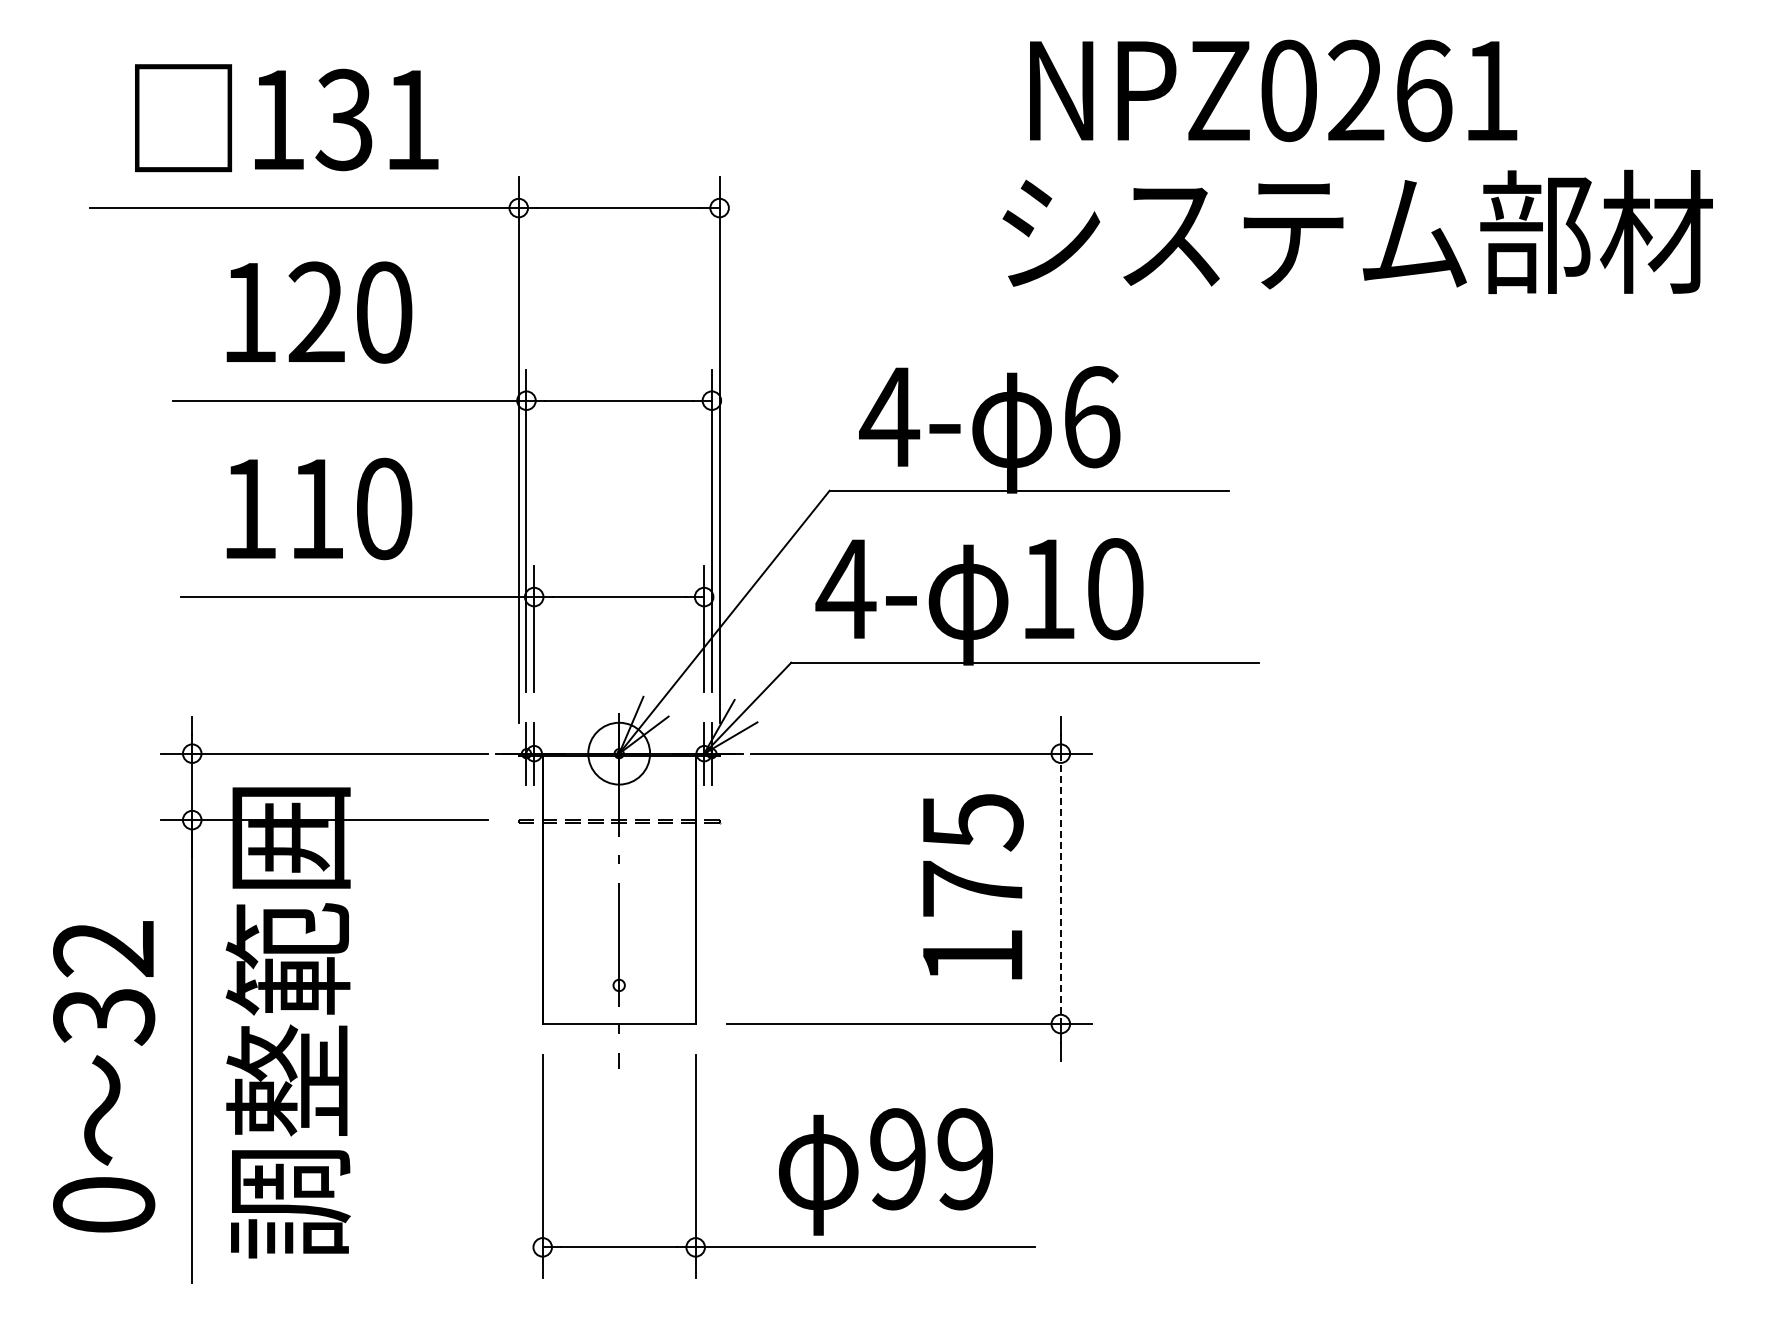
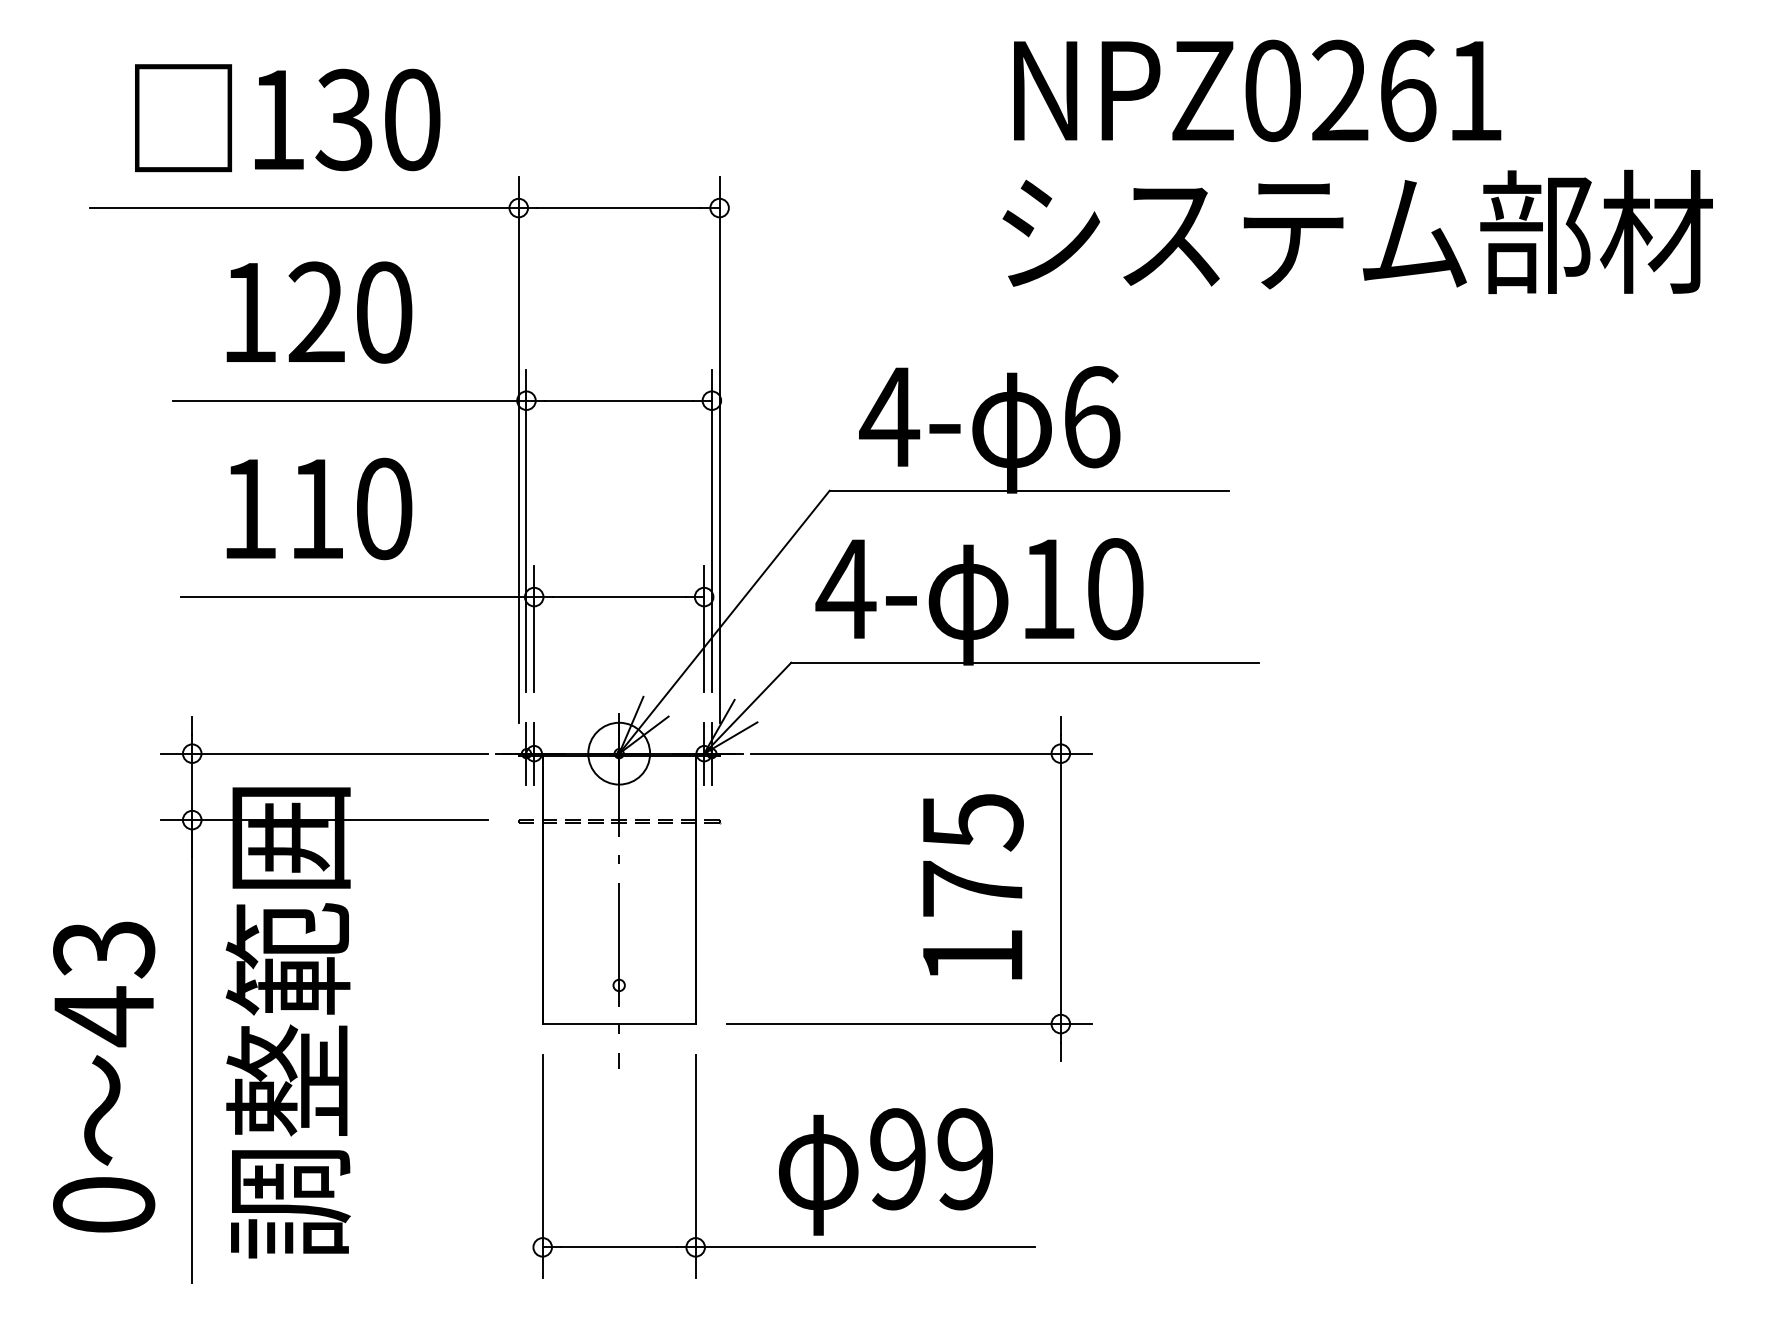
text position: (1273, 90) -> (1257, 90) (1257, 90)
text: 131 -> 130 (412, 119)
line: dashed -> solid (1060, 889)
text: 32 -> 43 (104, 984)
